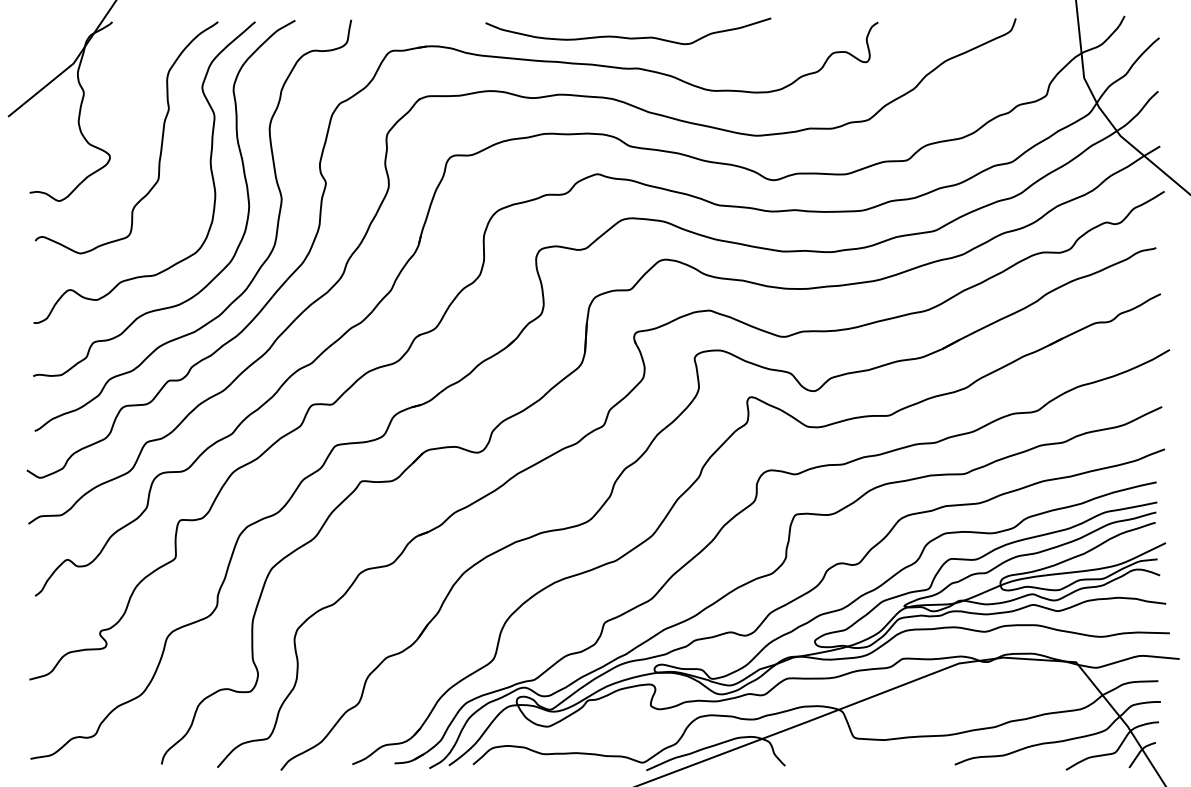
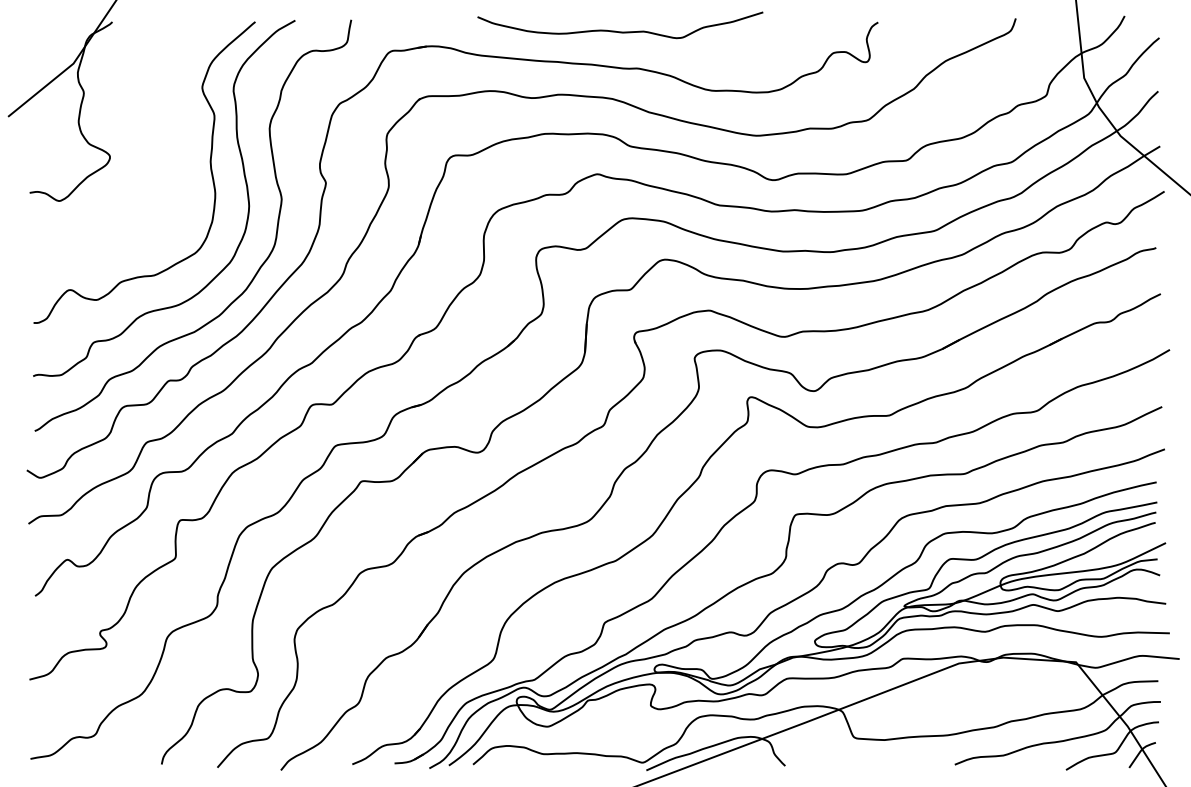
curve position: (628, 37) -> (620, 31) (620, 31)
curve: present -> none (161, 137)
